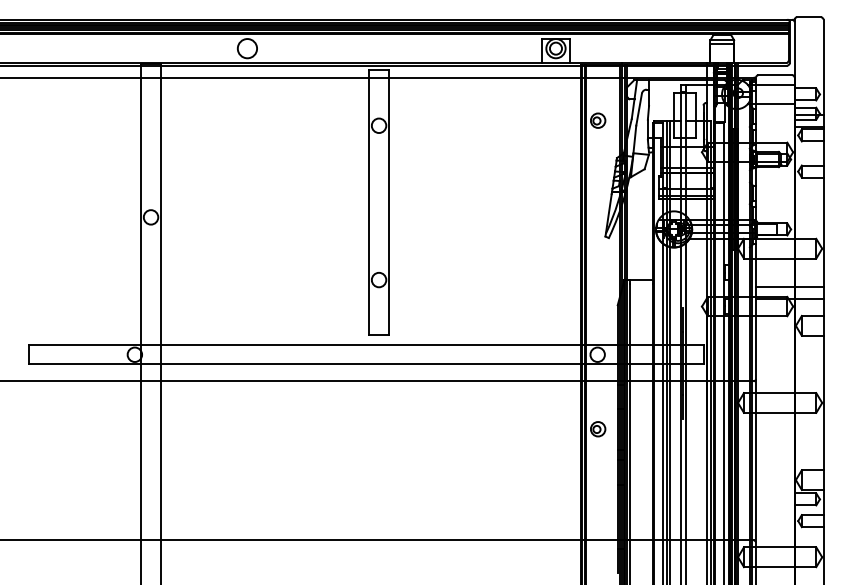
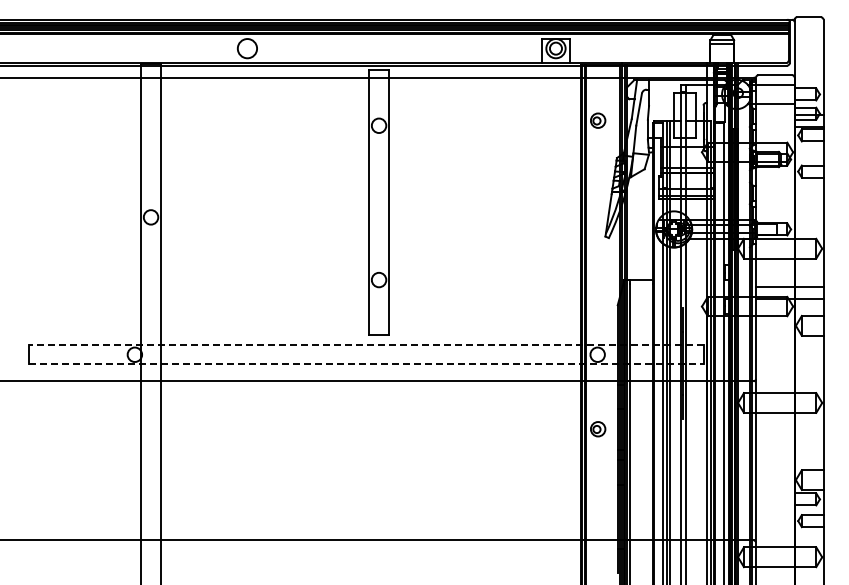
line: solid -> dashed (365, 345)
line: solid -> dashed (366, 364)
